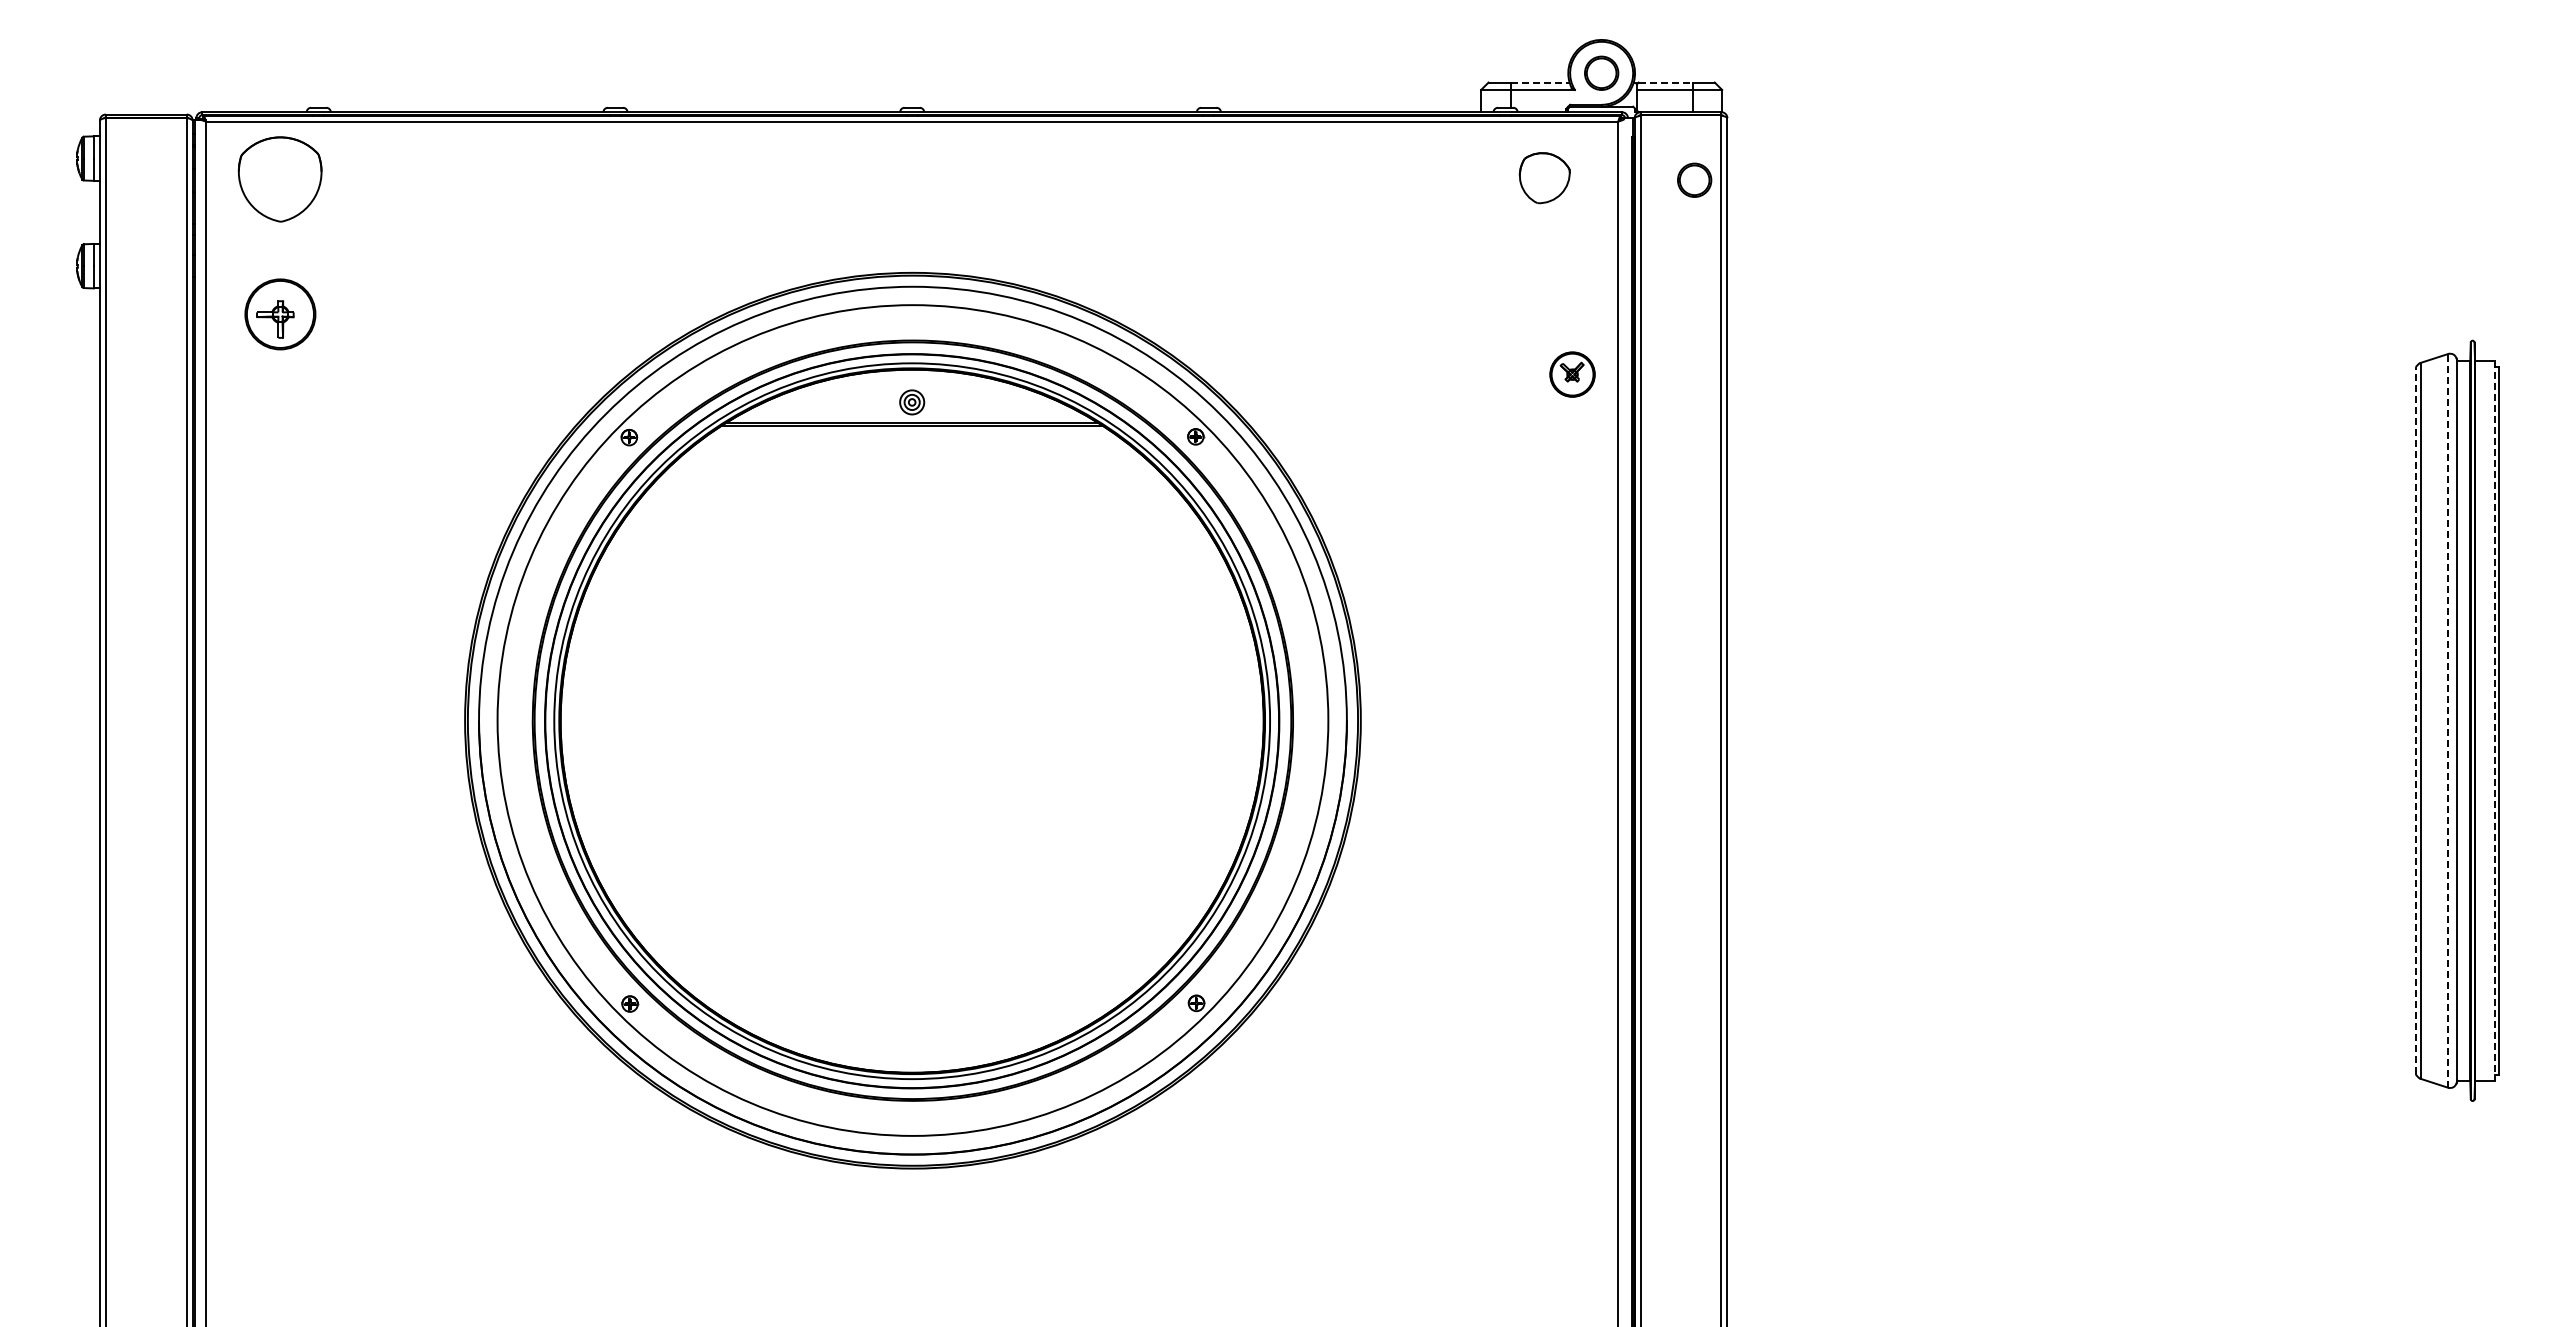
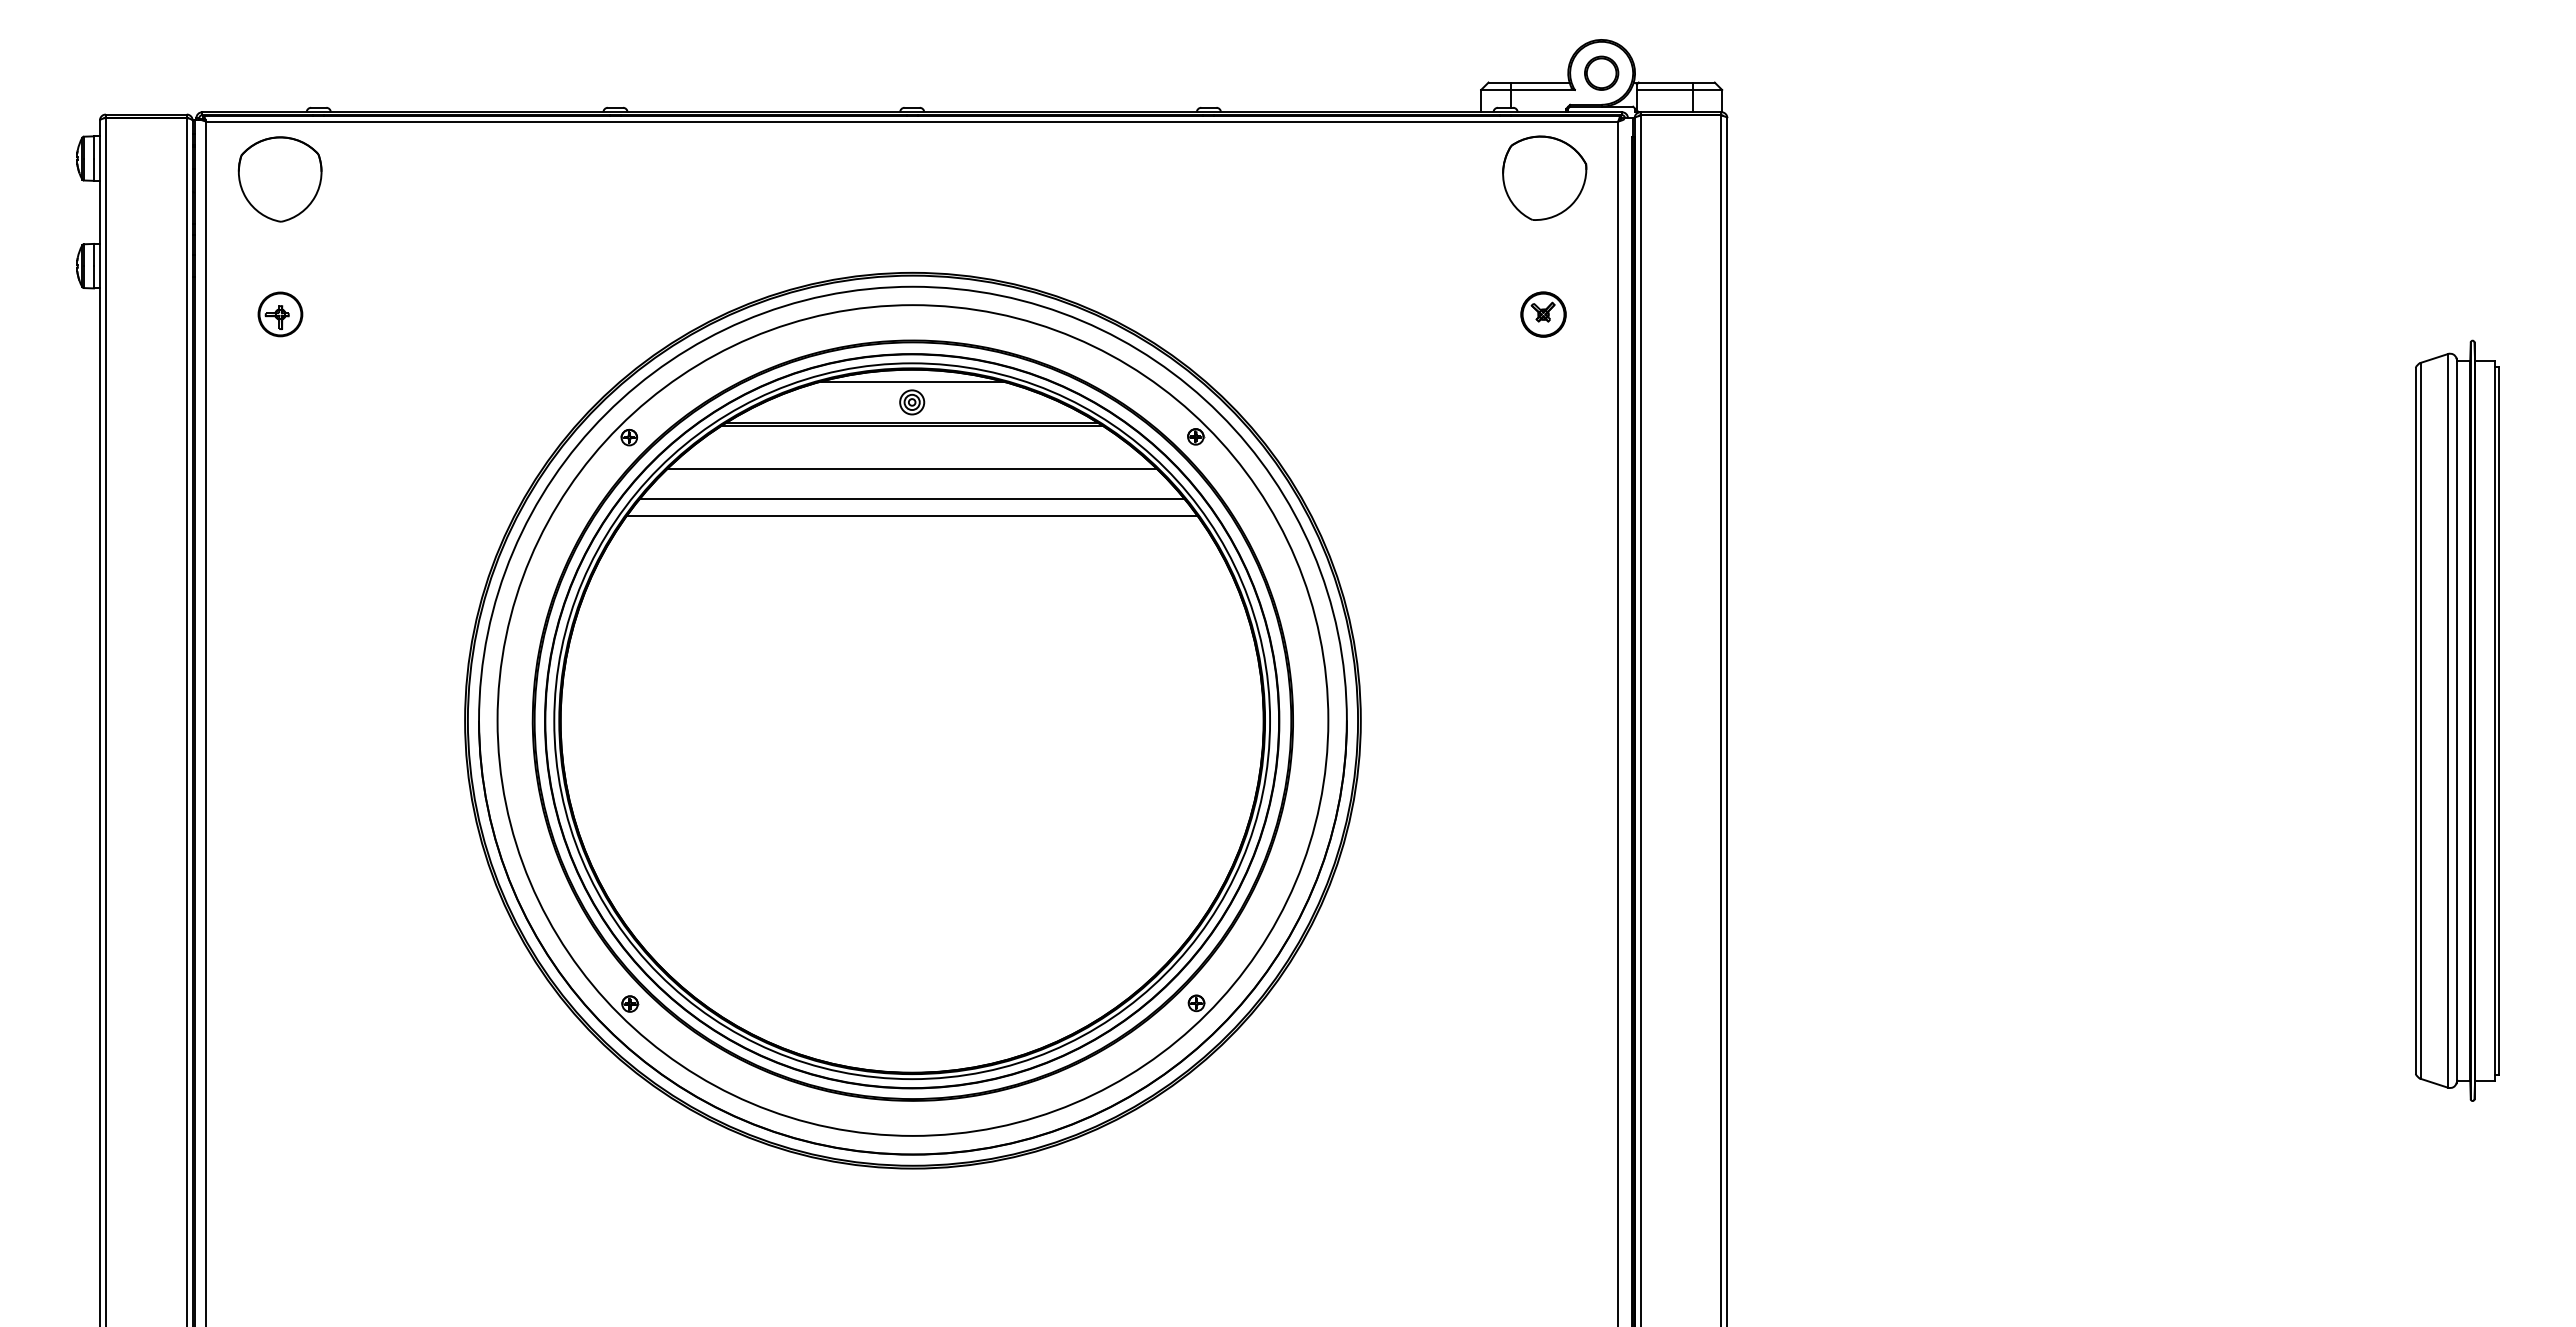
line: dashed -> solid (1540, 82)
line: dashed -> solid (1665, 82)
part size: 53x53 px -> 86x86 px (1544, 177)
part: present -> none (1694, 179)
part size: 73x73 px -> 47x47 px (280, 314)
part position: (1572, 374) -> (1543, 314) (1543, 314)
line: none -> present (911, 381)
line: none -> present (911, 468)
line: none -> present (911, 499)
line: none -> present (911, 516)
line: dashed -> solid (2415, 720)
line: dashed -> solid (2448, 720)
line: dashed -> solid (2494, 720)
